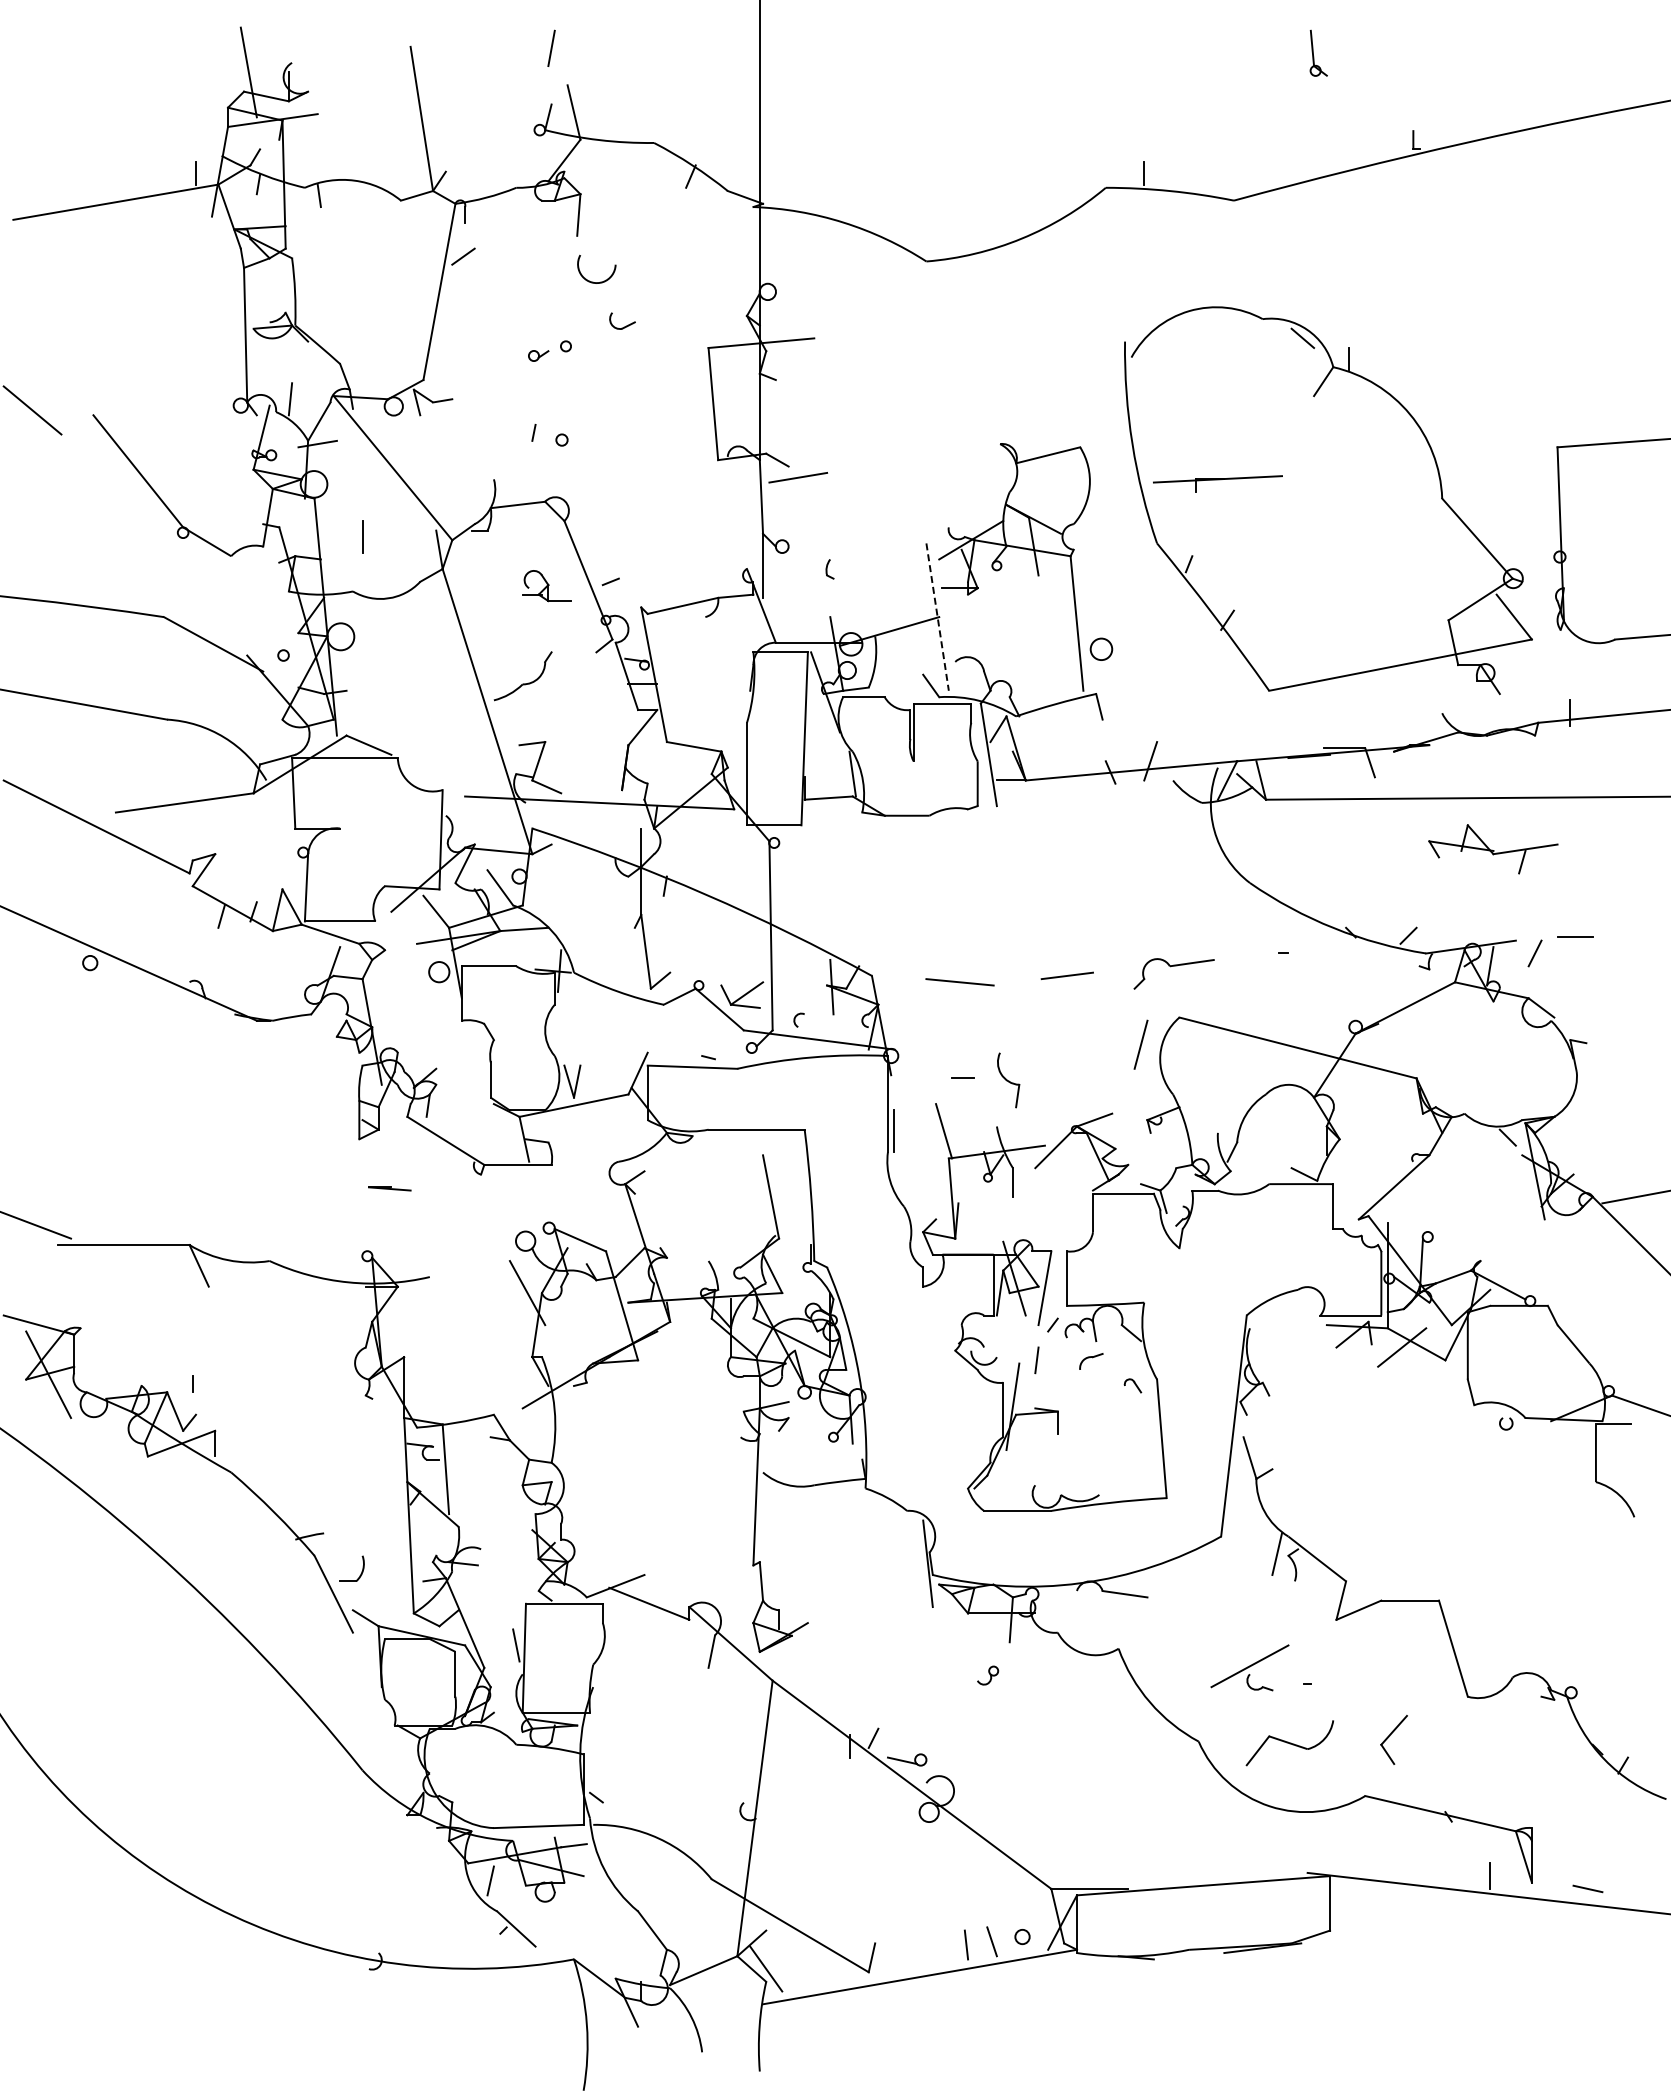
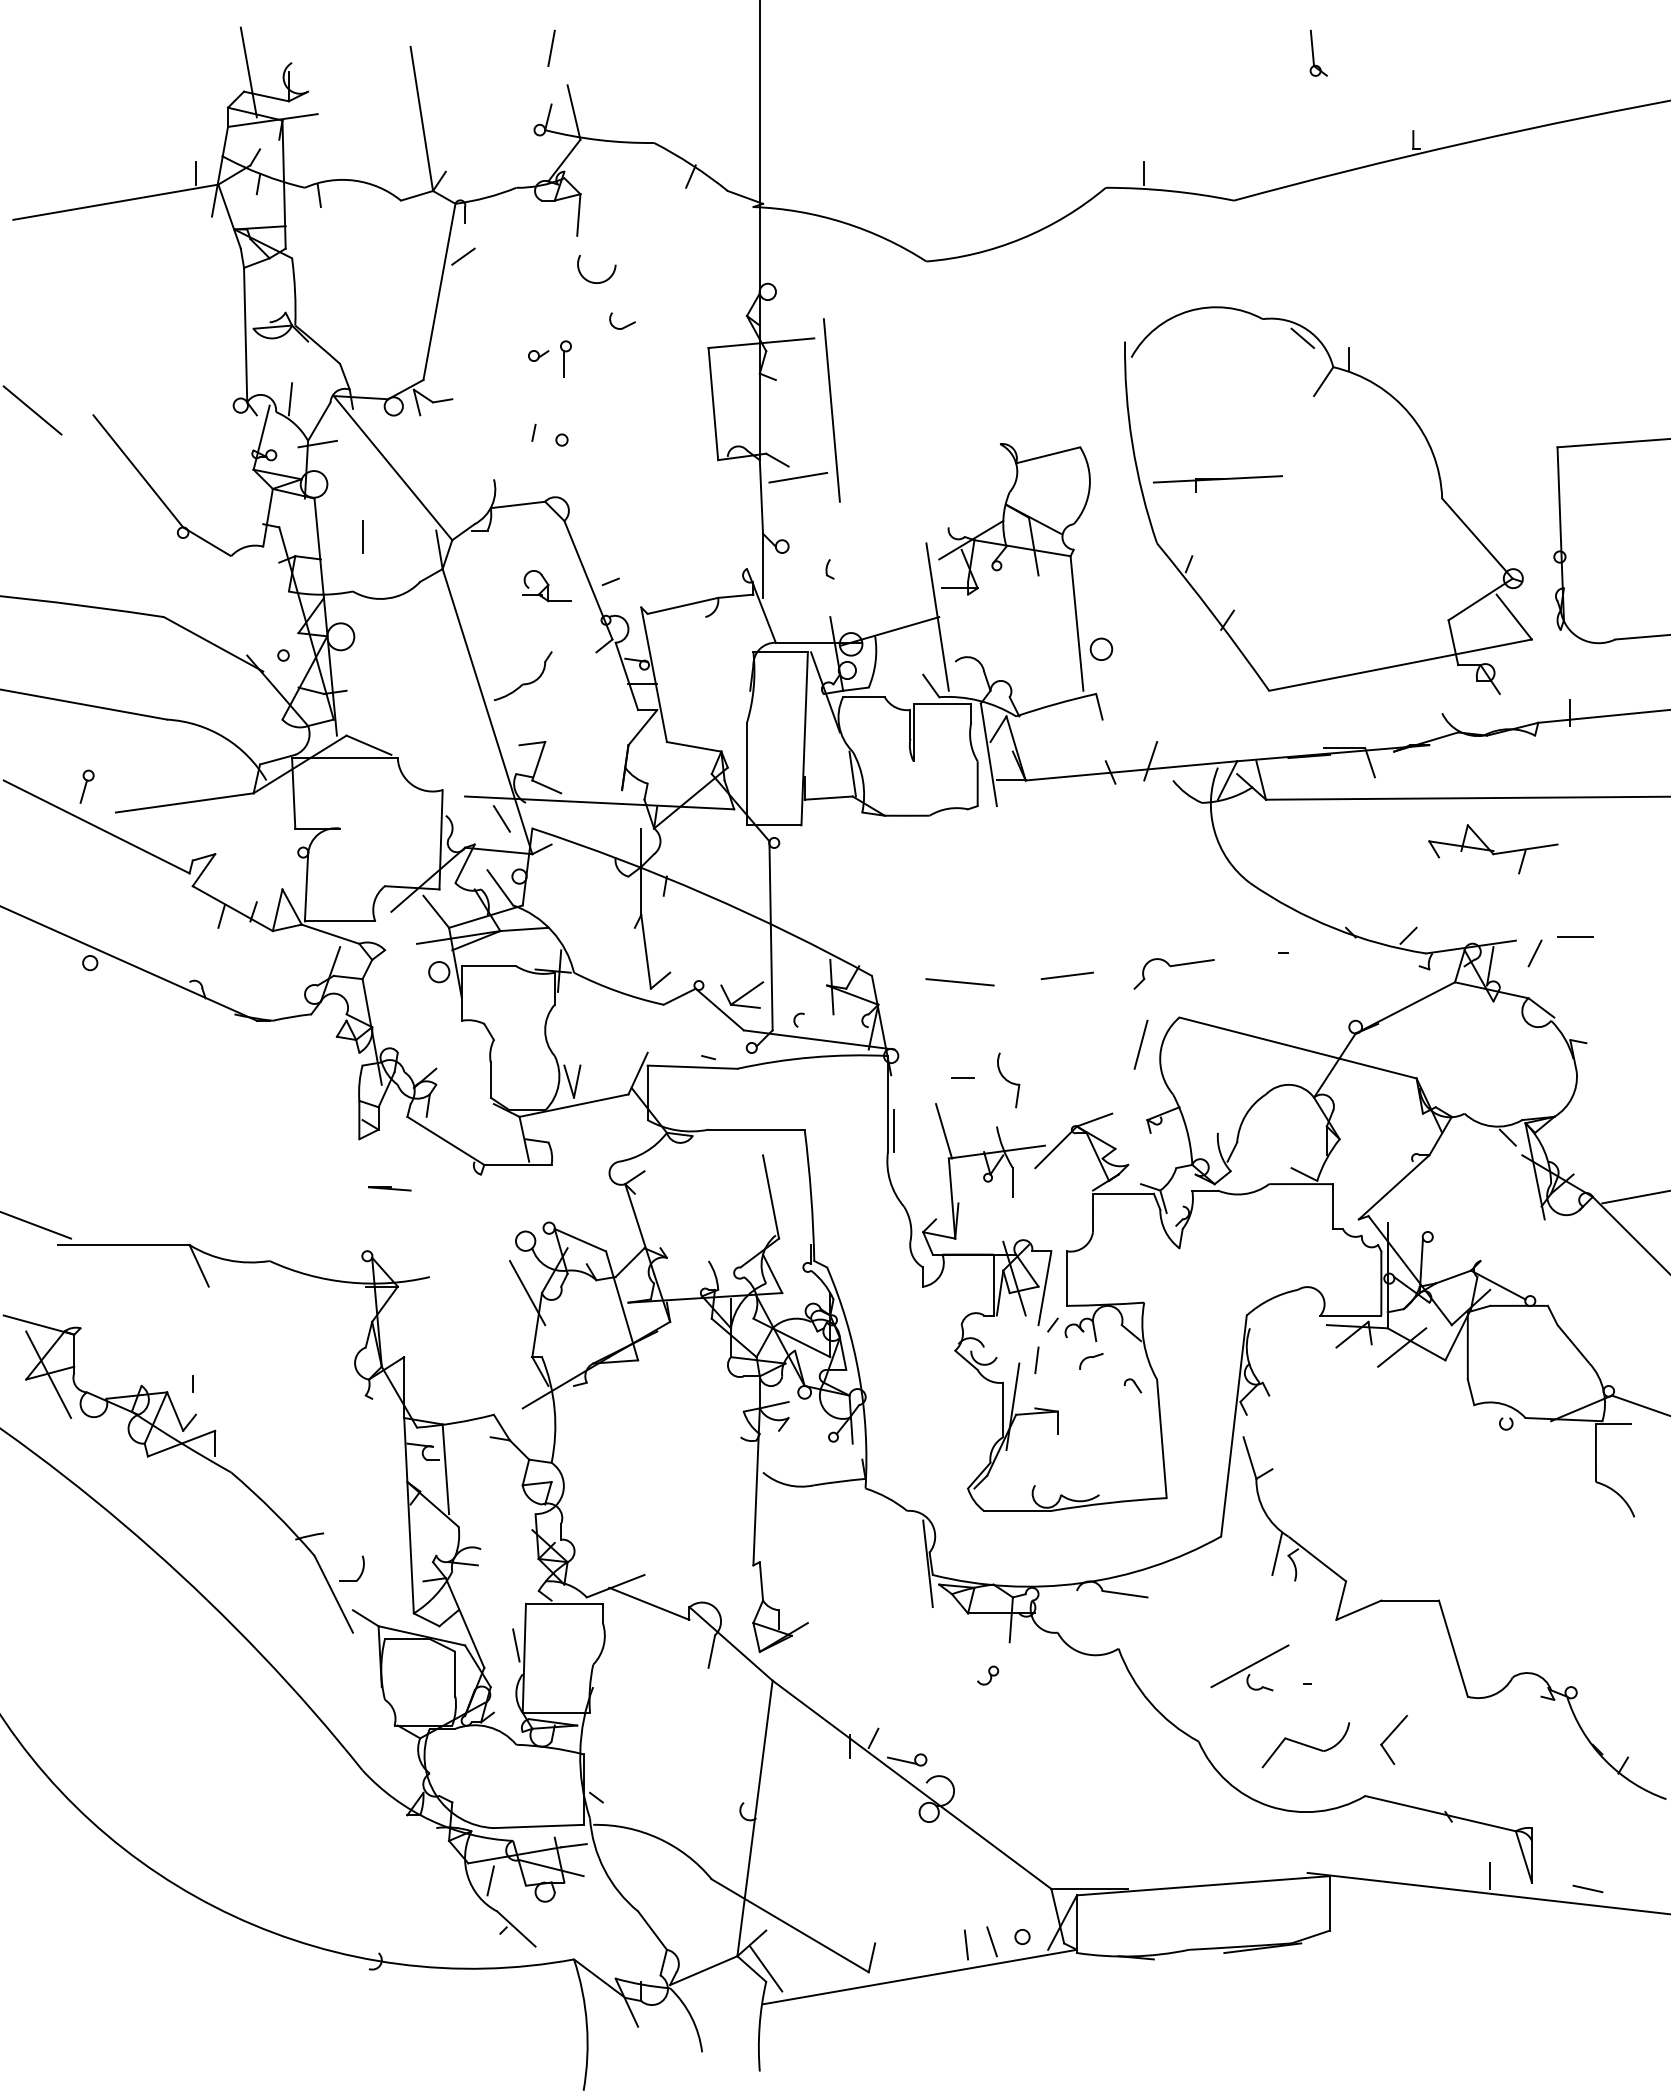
line: none -> present (564, 363)
line: none -> present (831, 410)
line: dashed -> solid (937, 617)
part: none -> present (86, 786)
line: none -> present (501, 818)
part position: (1289, 1743) -> (1305, 1745) (1305, 1745)
